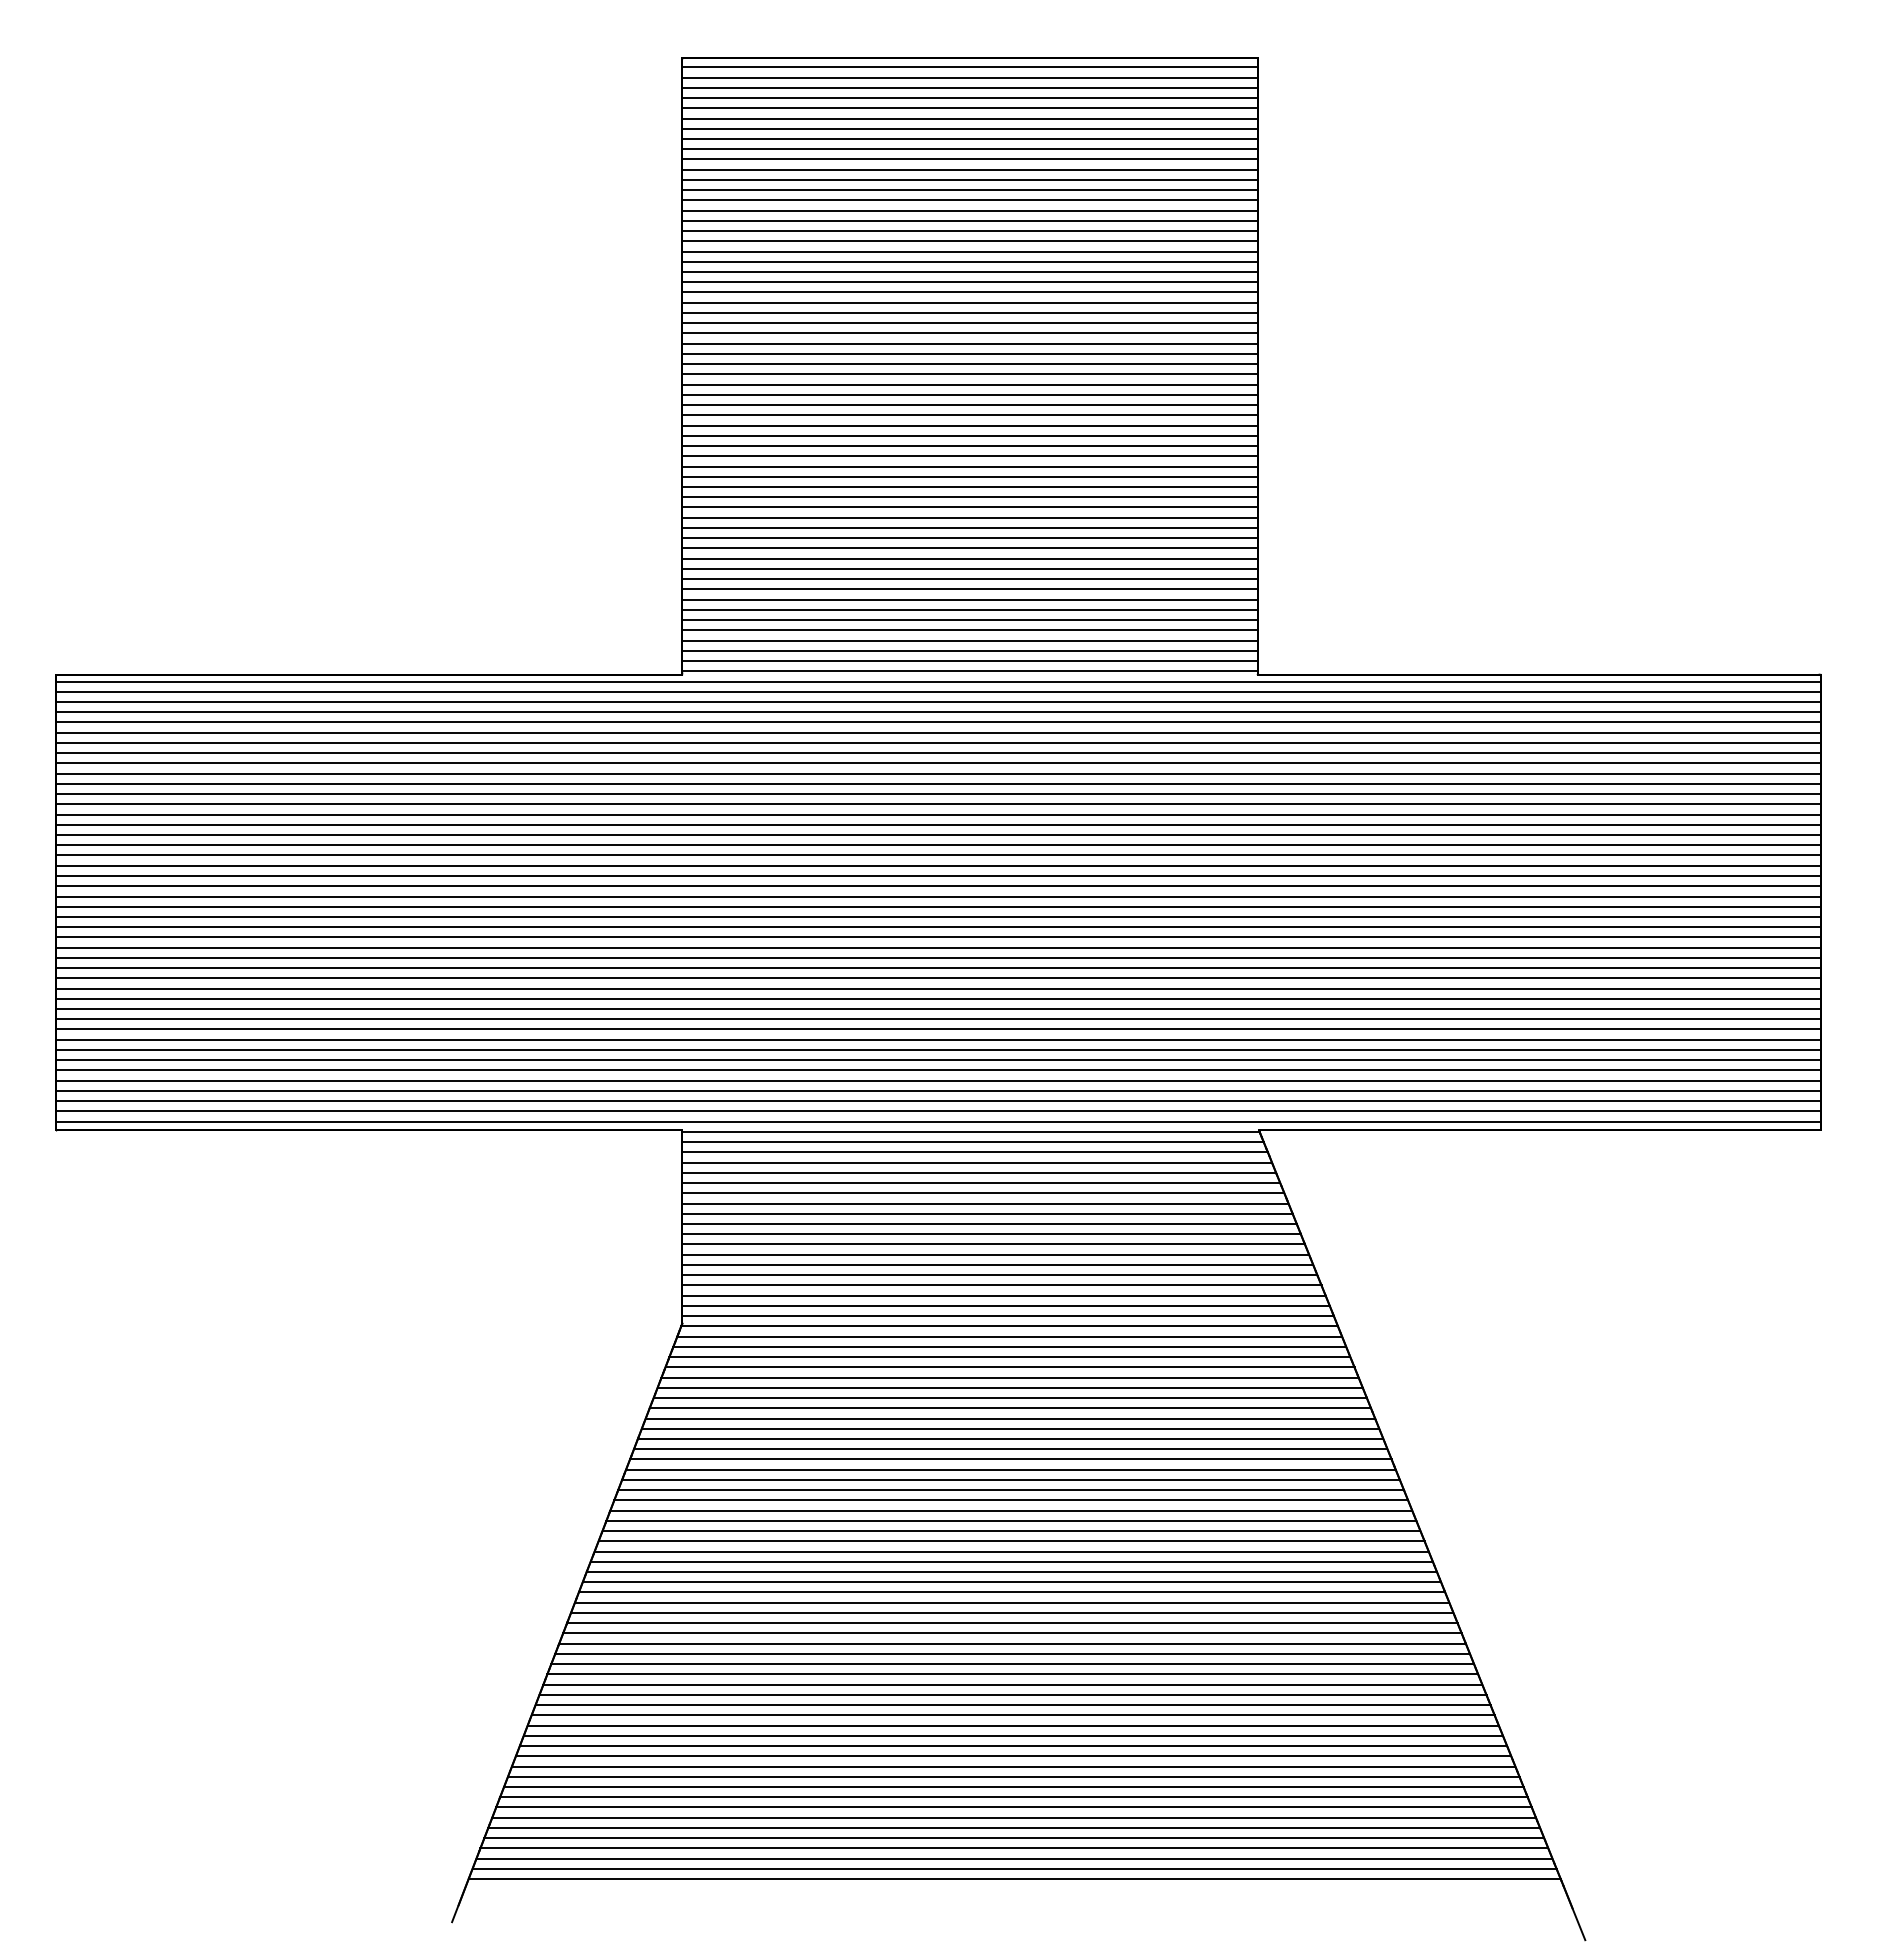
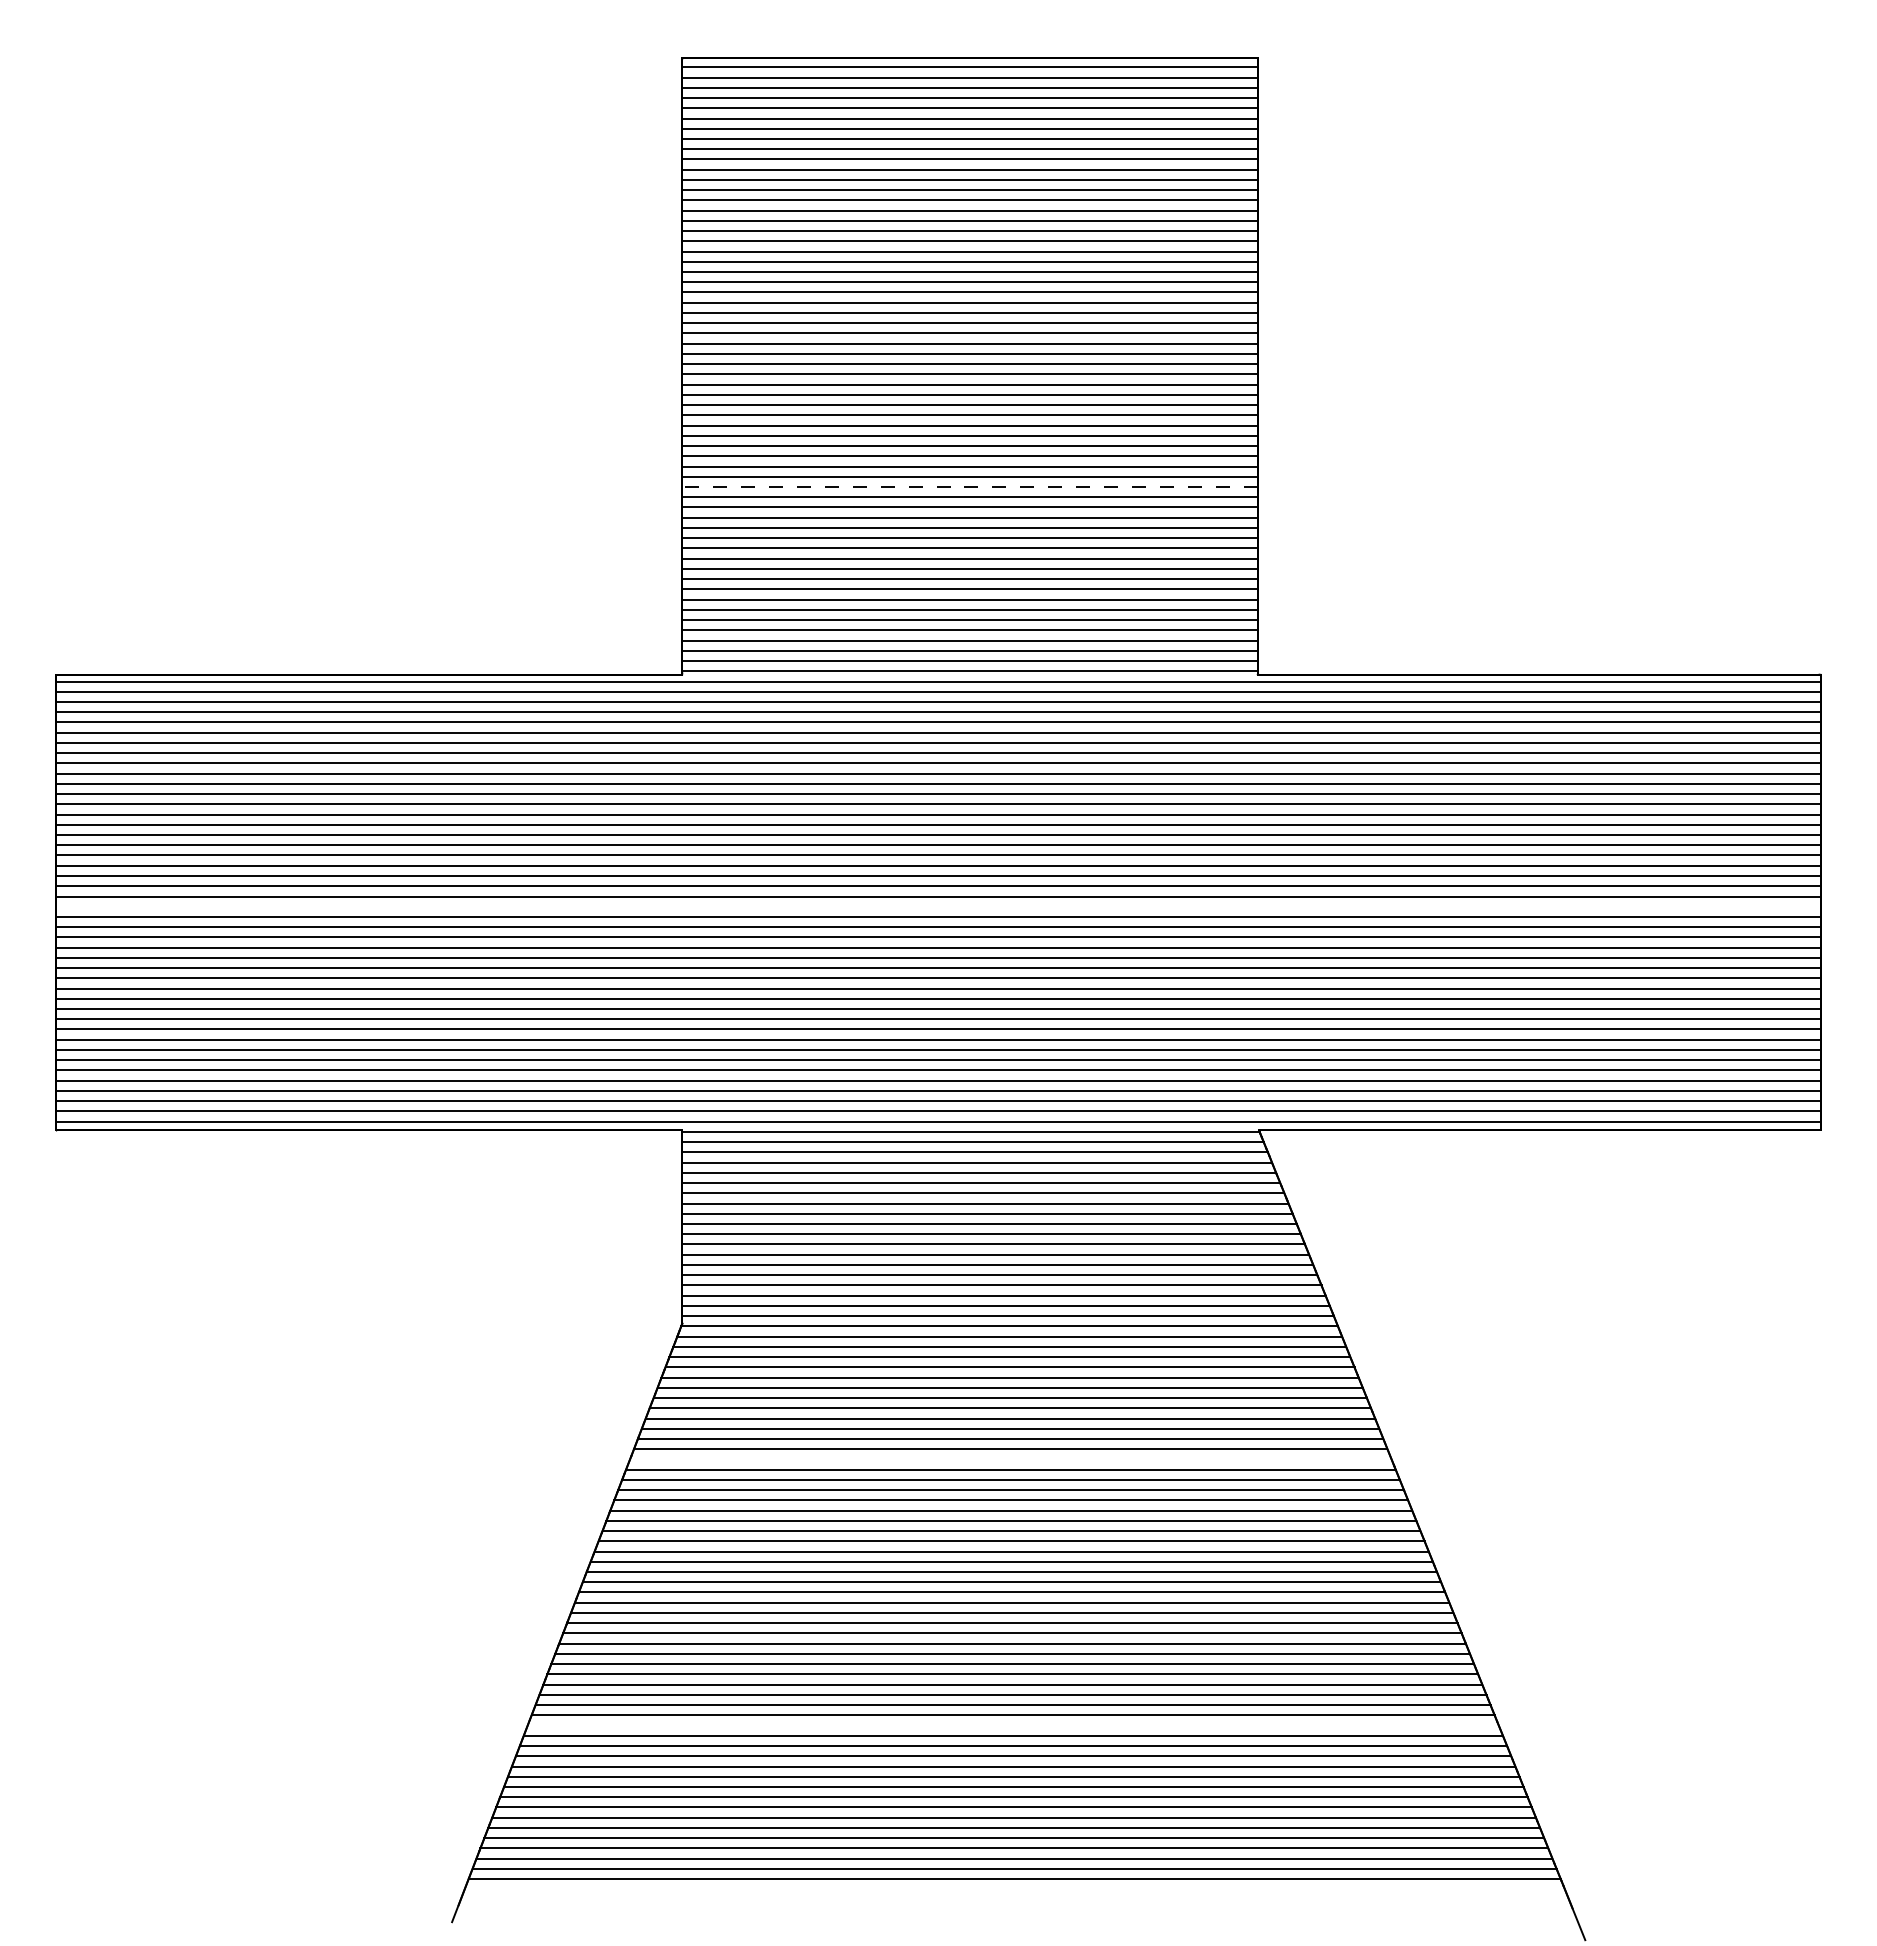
line: solid -> dashed (970, 487)
line: present -> none (938, 906)
line: present -> none (1010, 1459)
line: present -> none (1012, 1725)
